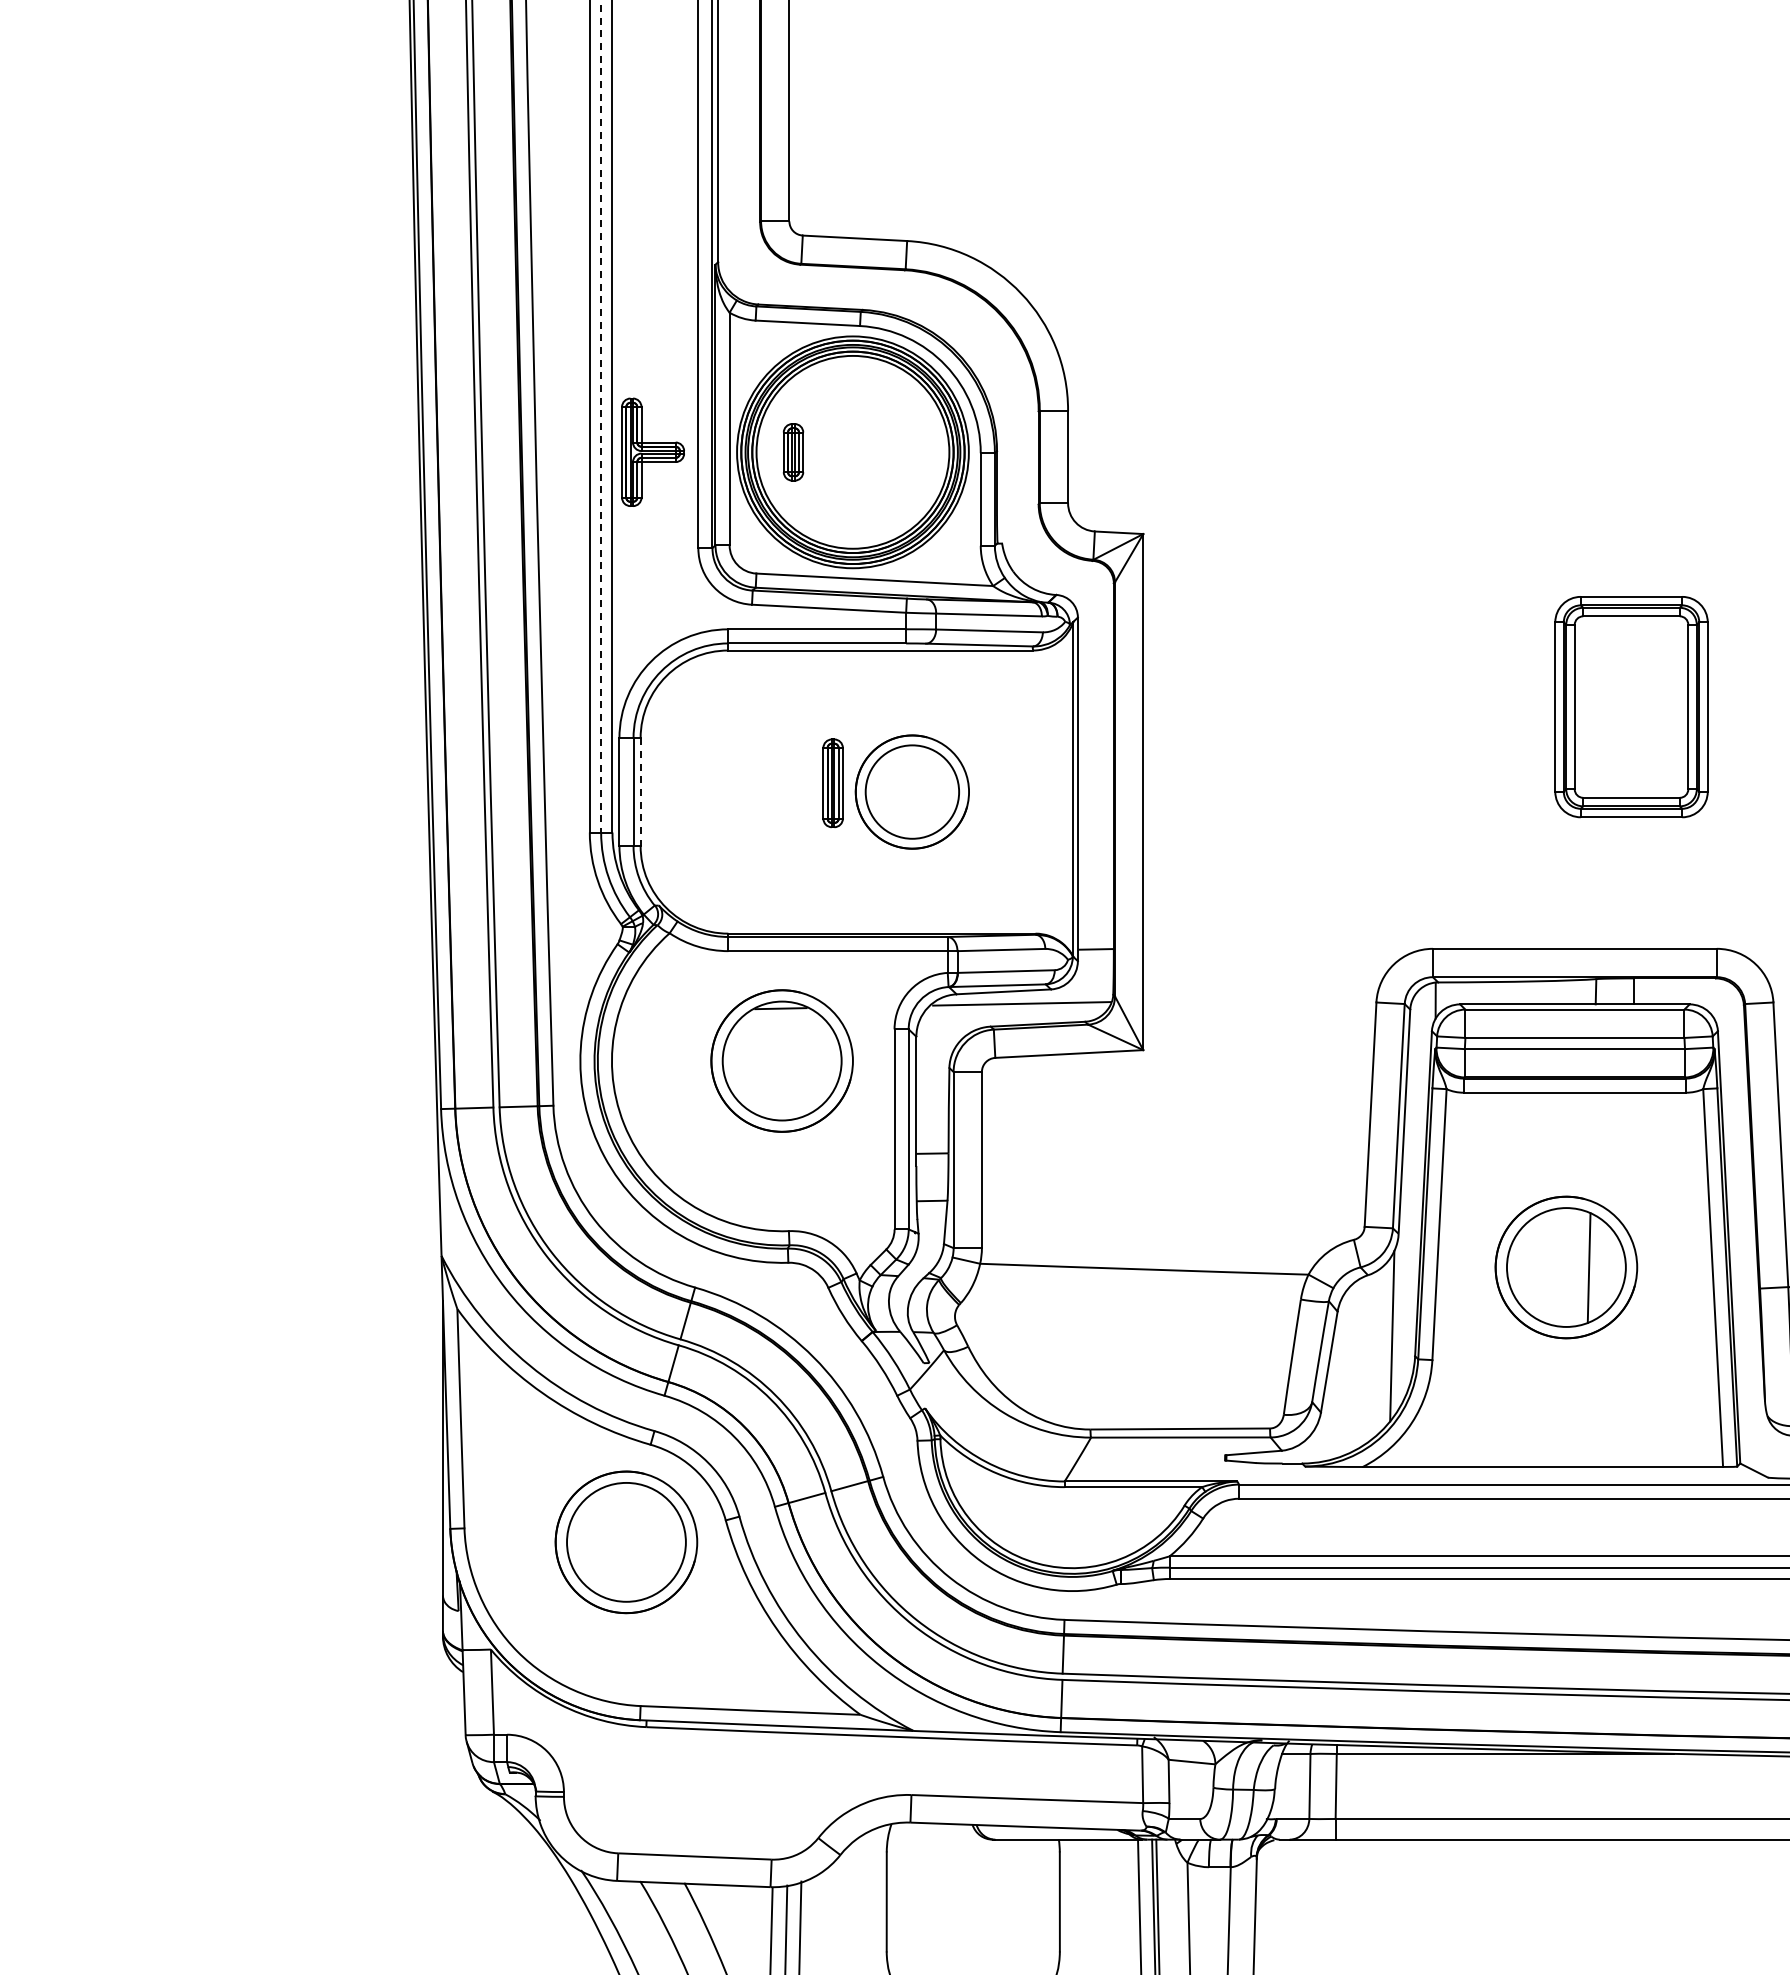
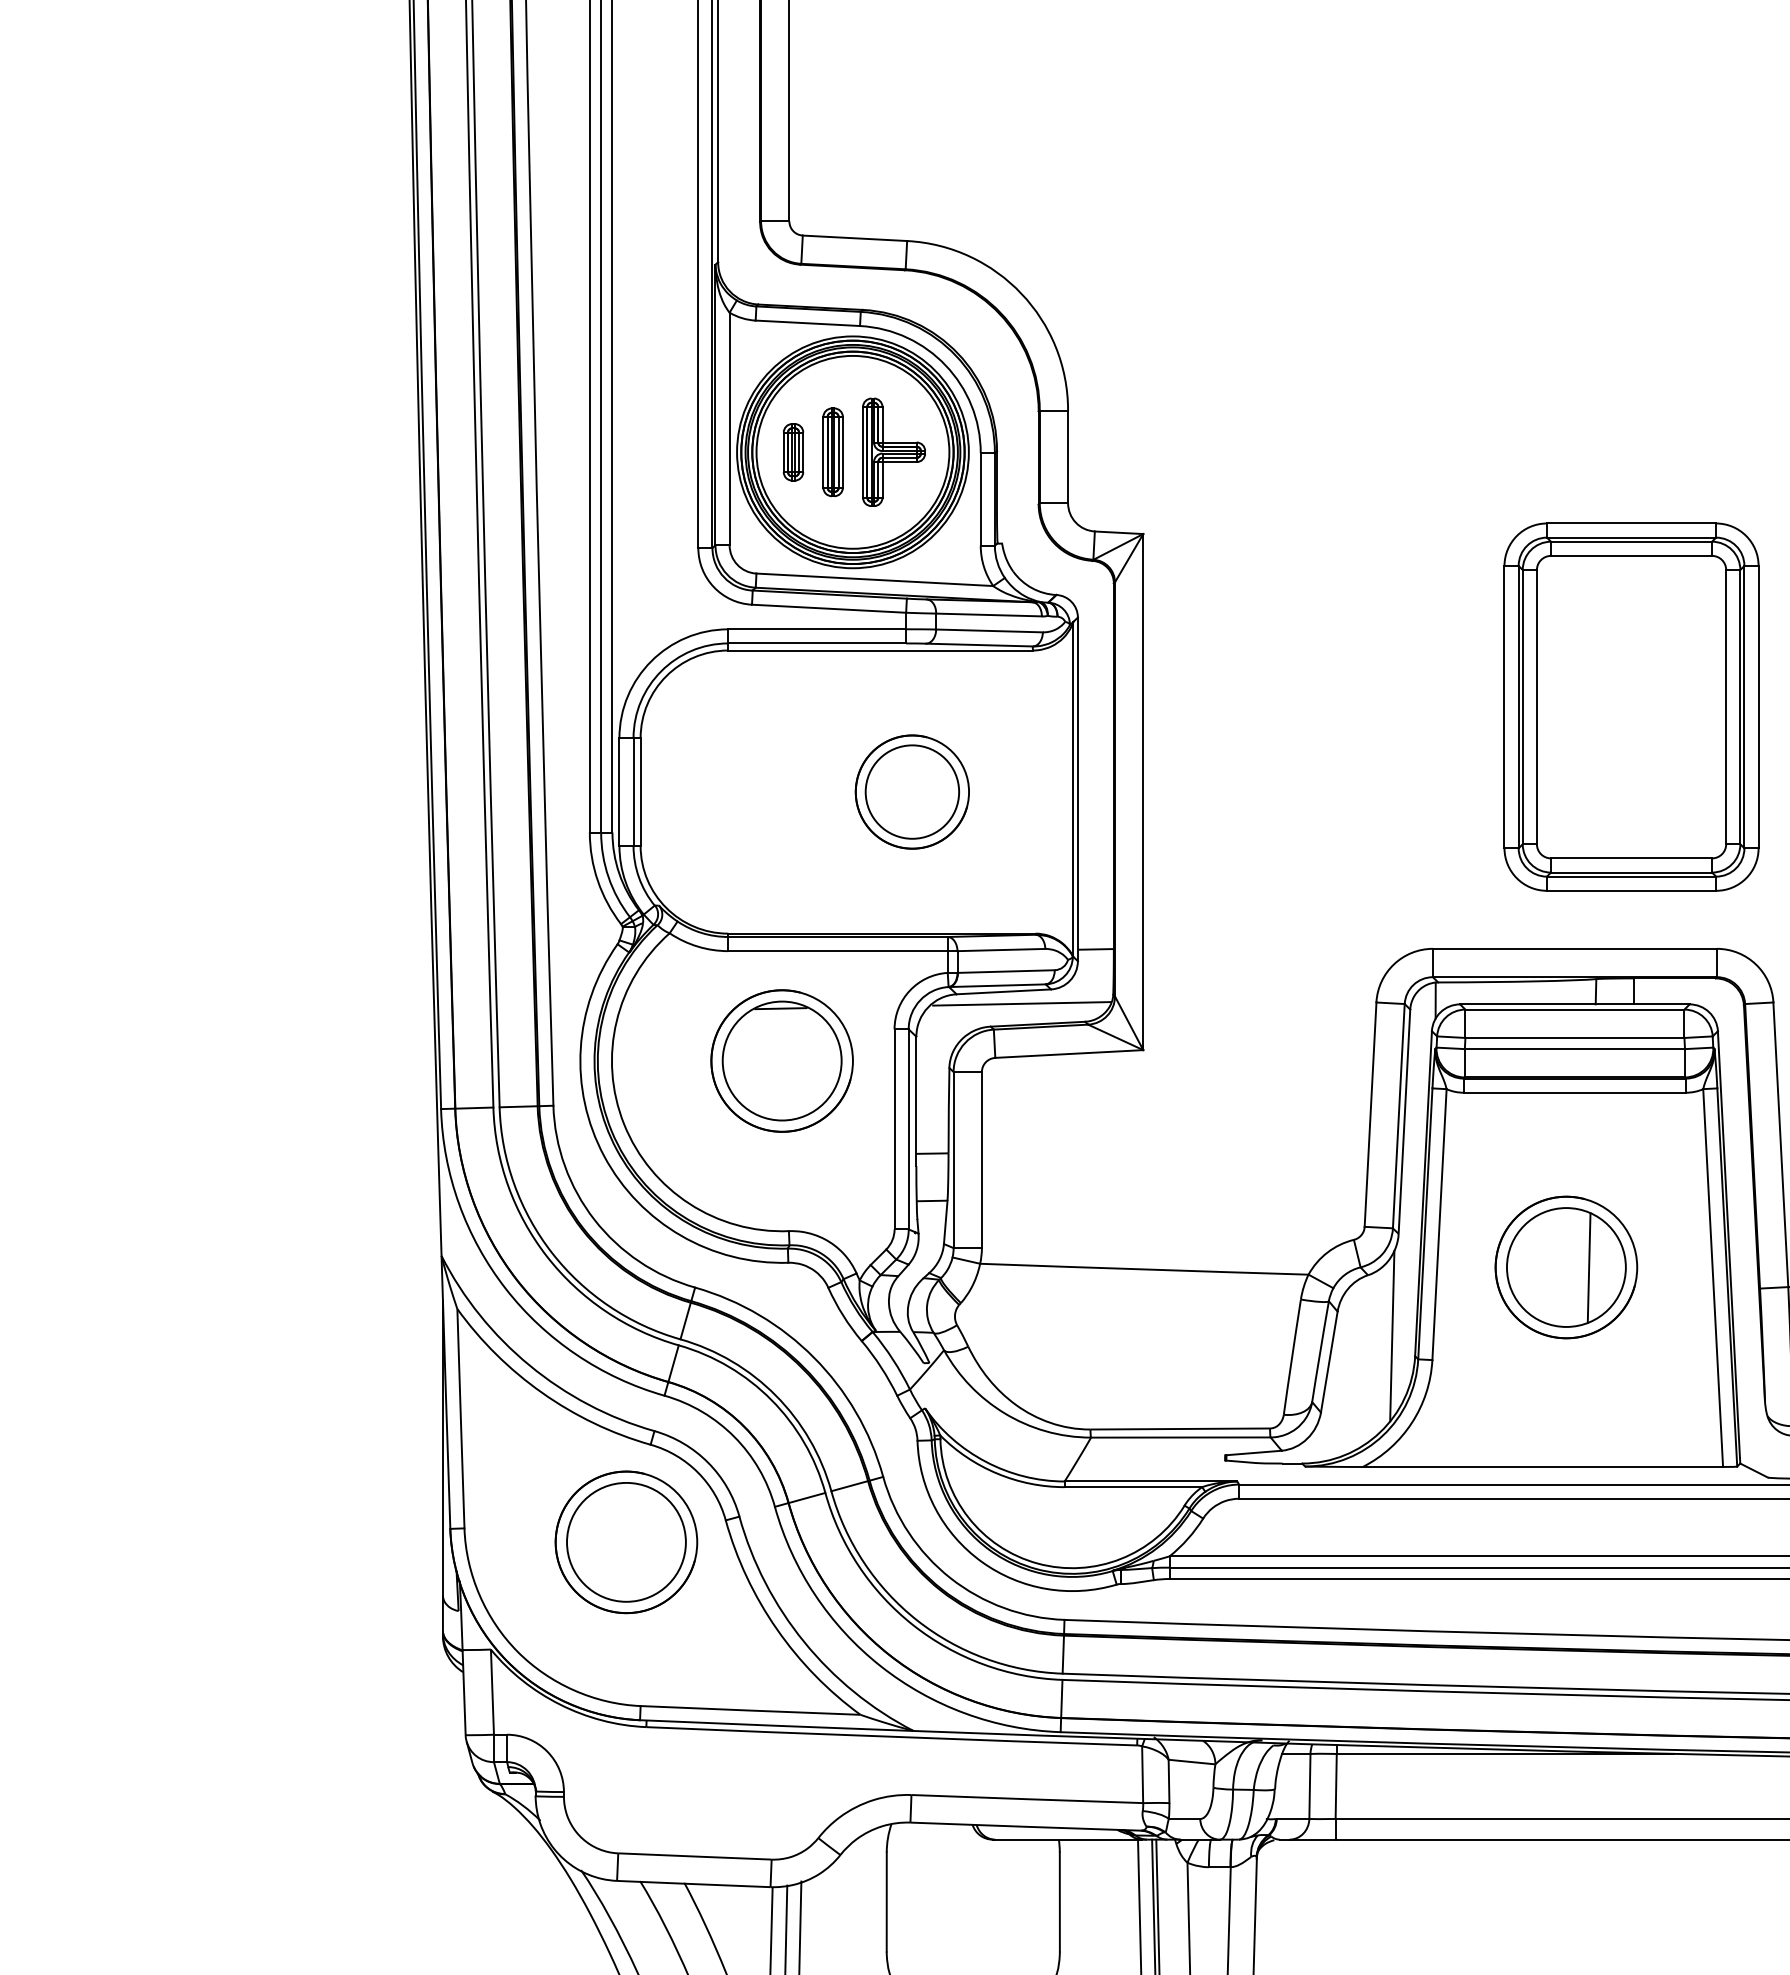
line: dashed -> solid (601, 416)
part position: (652, 451) -> (893, 451) (893, 451)
part size: 155x223 px -> 257x370 px (1631, 706)
part position: (832, 783) -> (832, 452) (832, 452)
line: dashed -> solid (640, 792)
